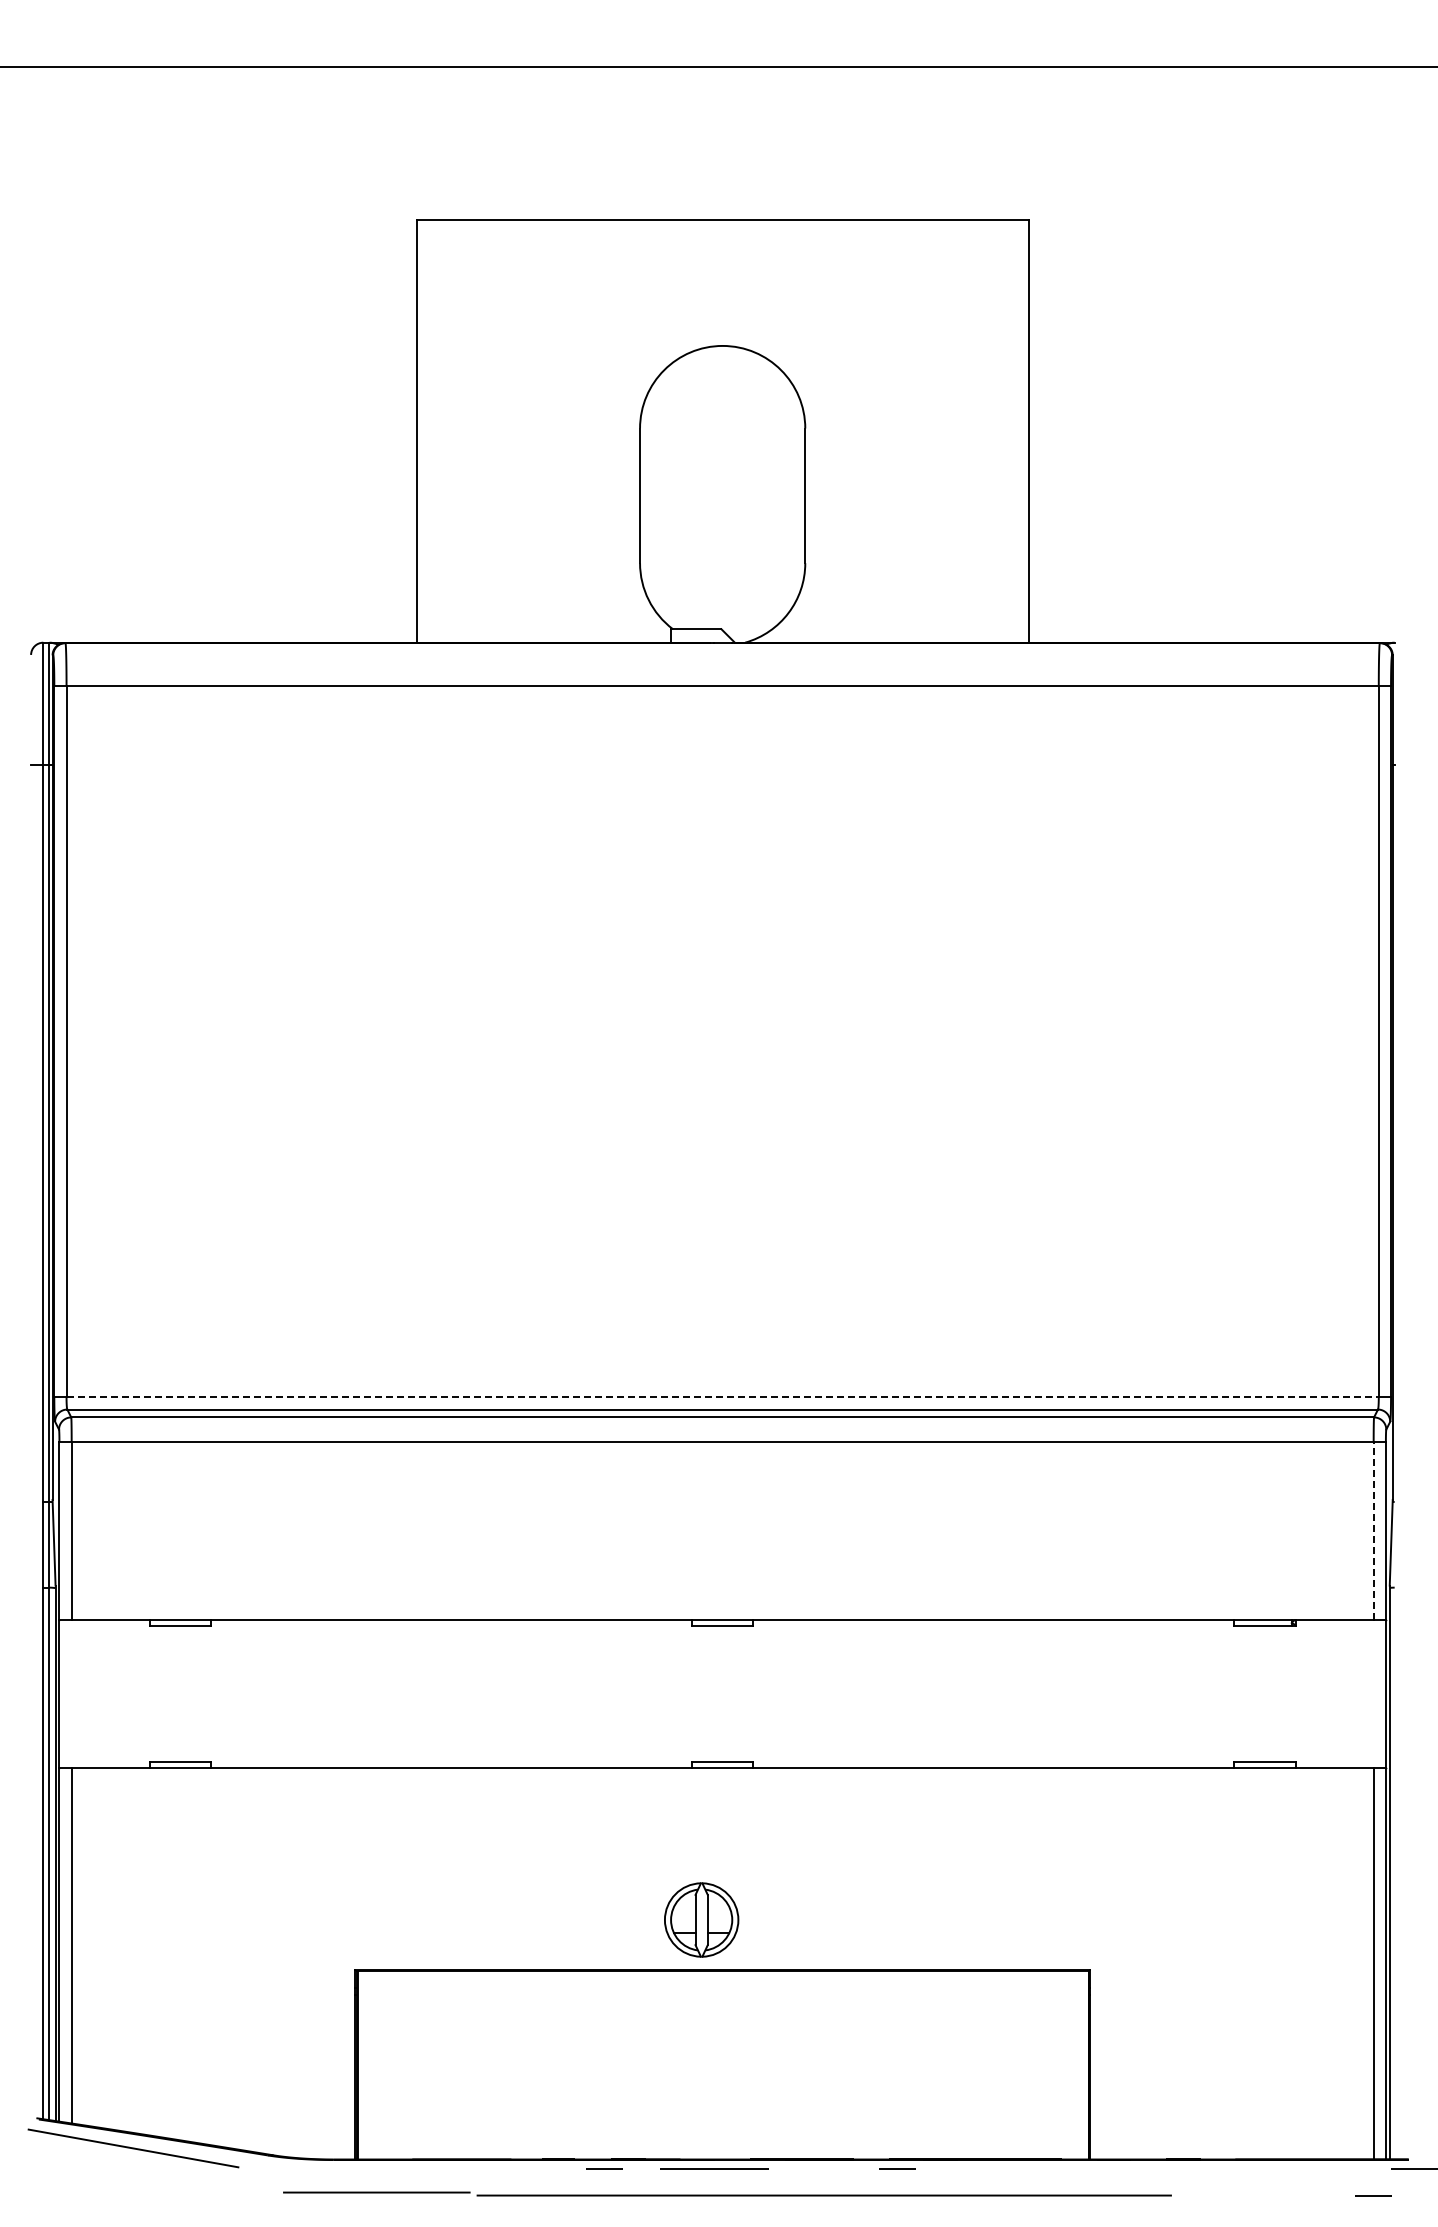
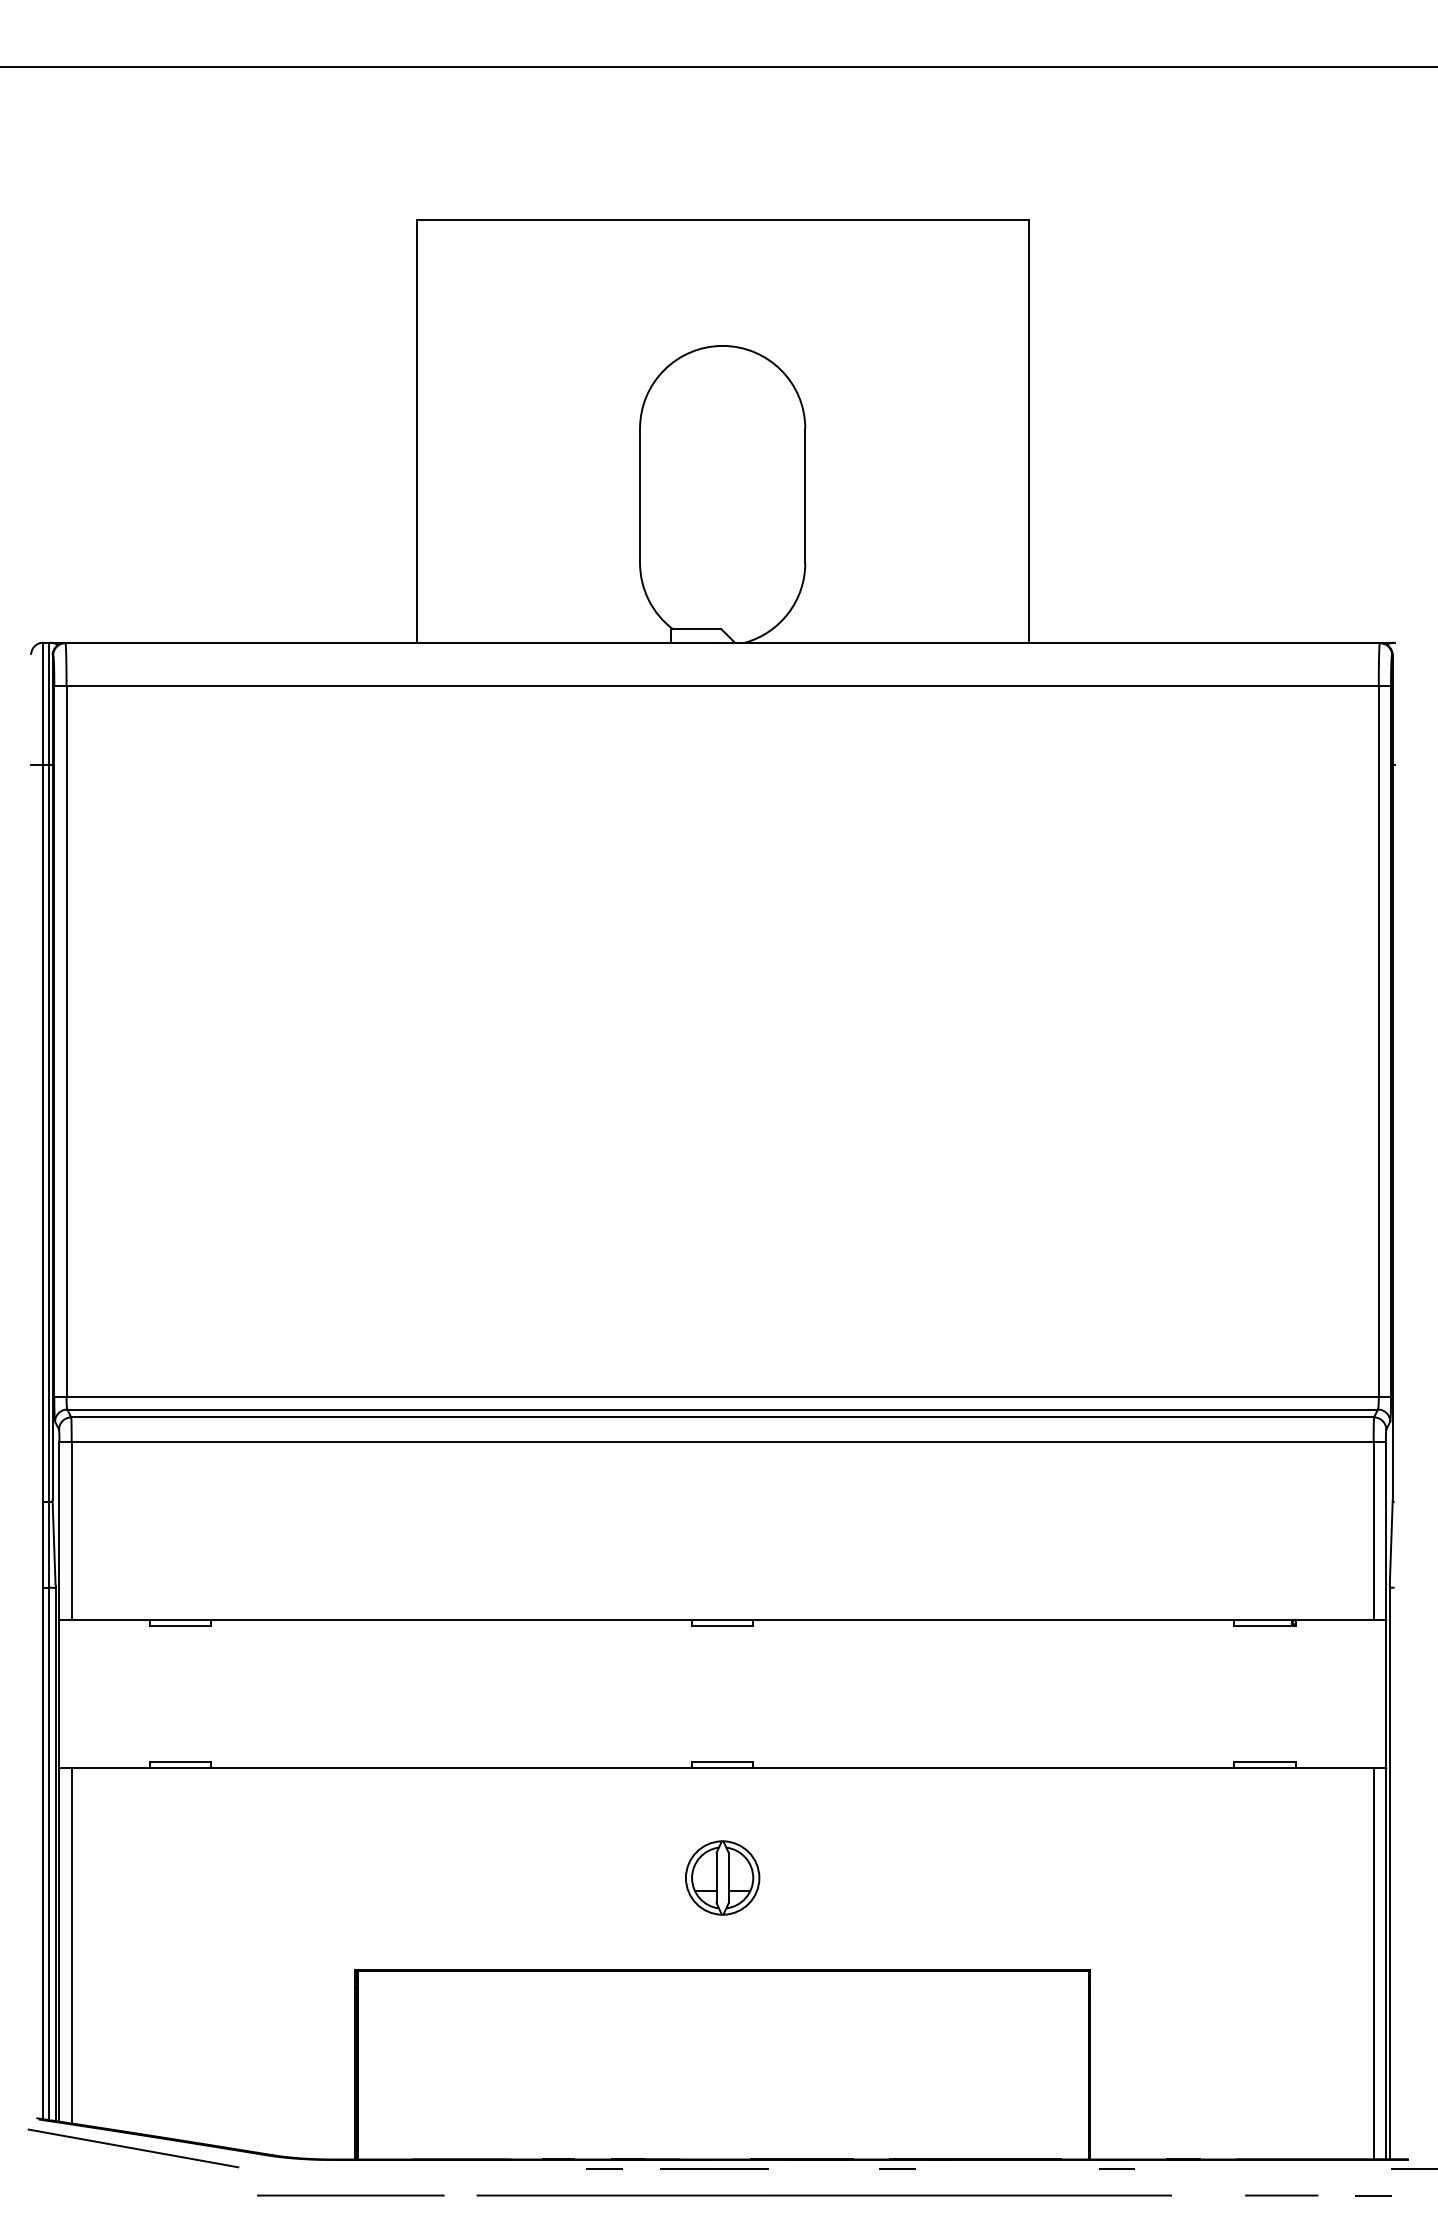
line: dashed -> solid (723, 1397)
line: dashed -> solid (1373, 1530)
part position: (701, 1919) -> (722, 1877) (722, 1877)
line: none -> present (1116, 2168)
line position: (376, 2192) -> (350, 2195) (350, 2195)
line: none -> present (1281, 2195)
